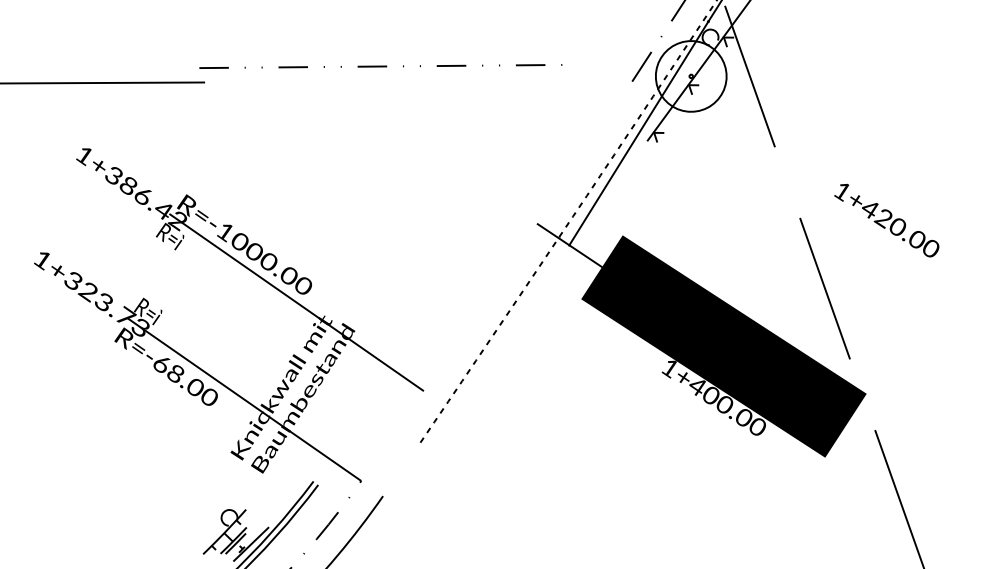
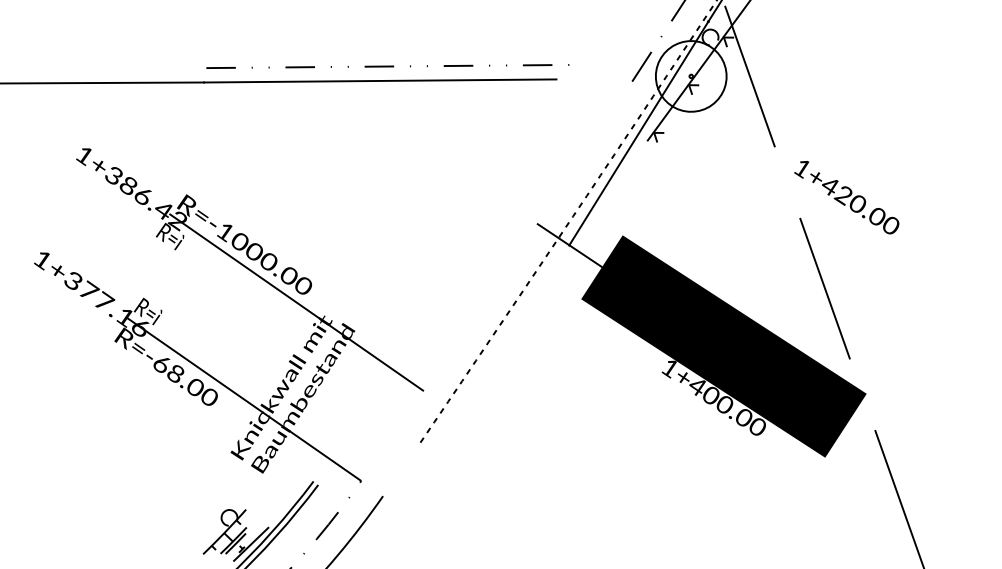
line position: (380, 66) -> (387, 66) (387, 66)
line: none -> present (380, 80)
text position: (886, 220) -> (846, 197) (846, 197)
text: 1+323.73 -> 1+377.16 (113, 308)
